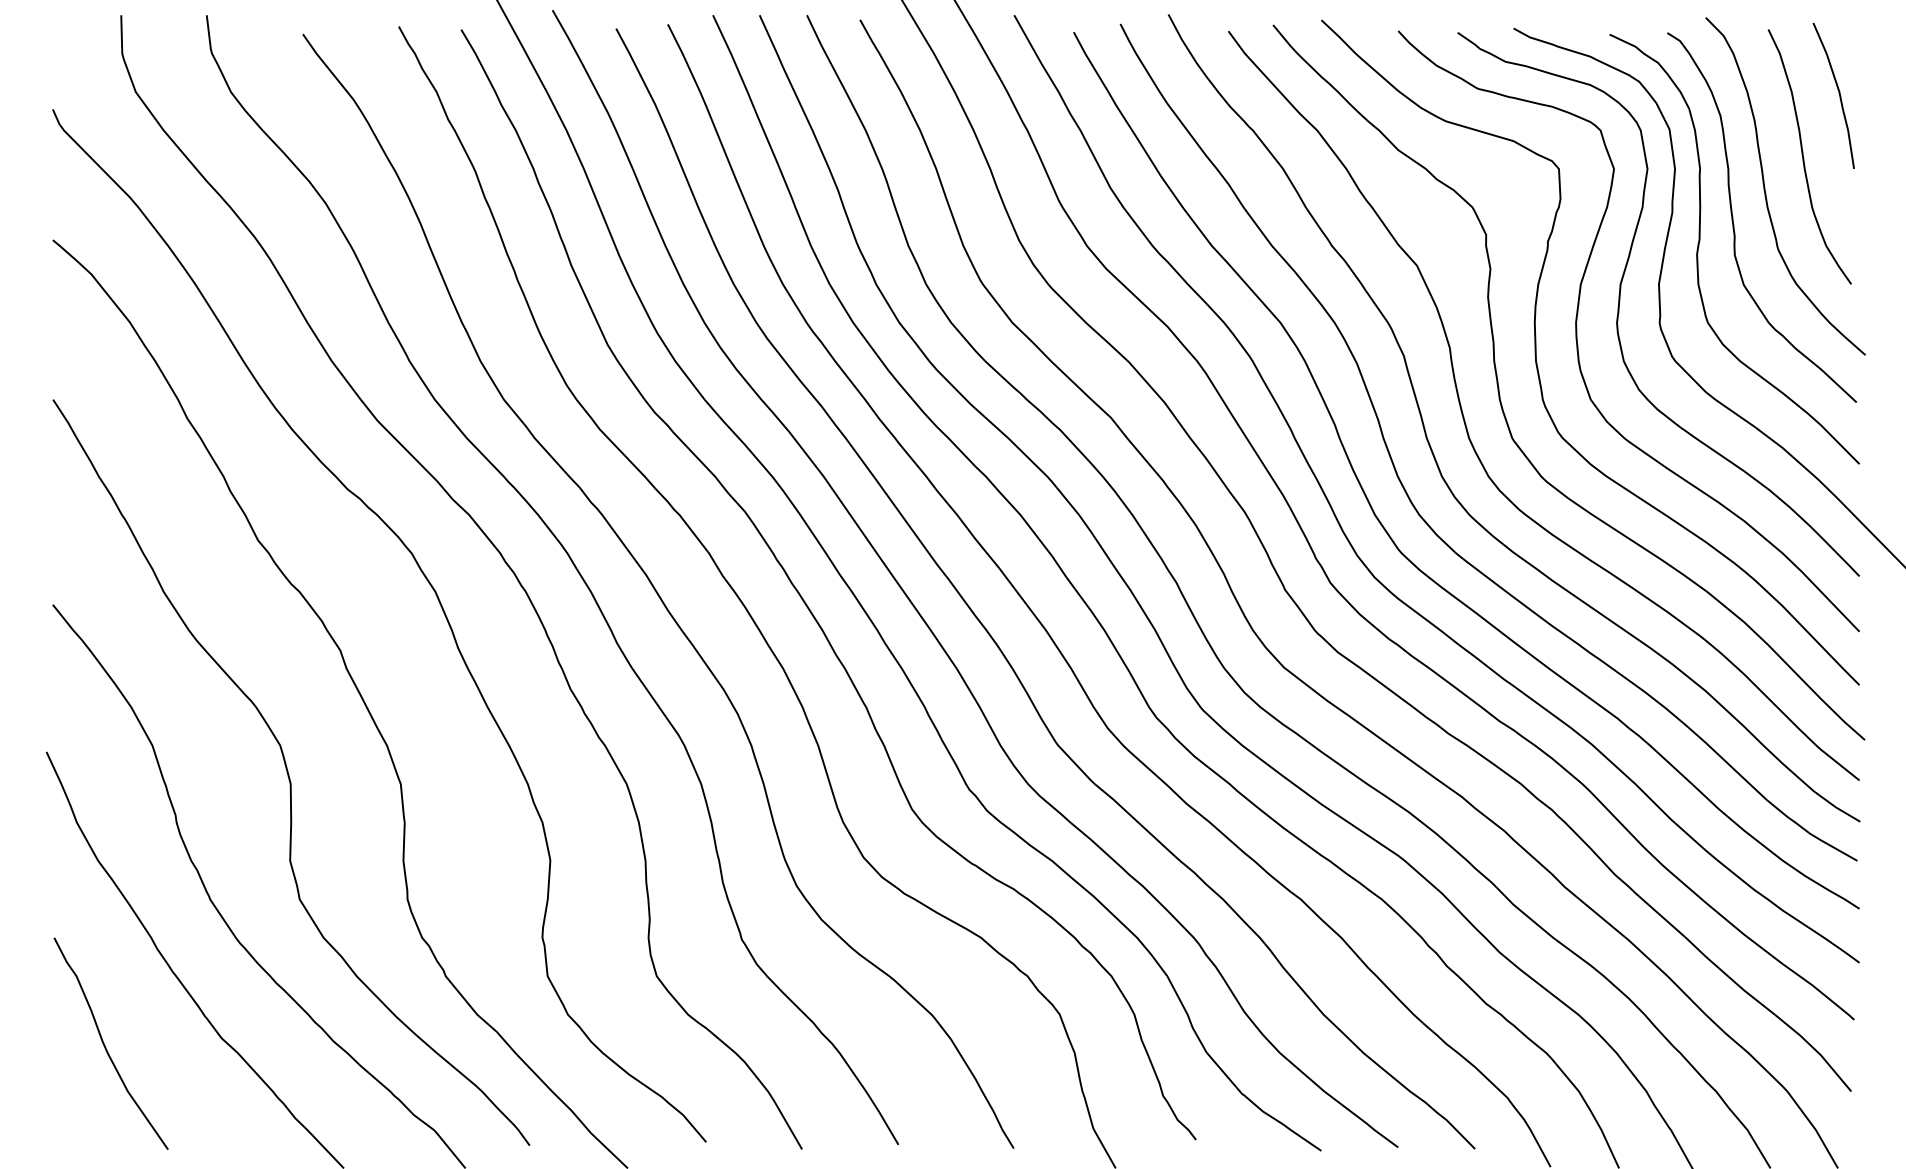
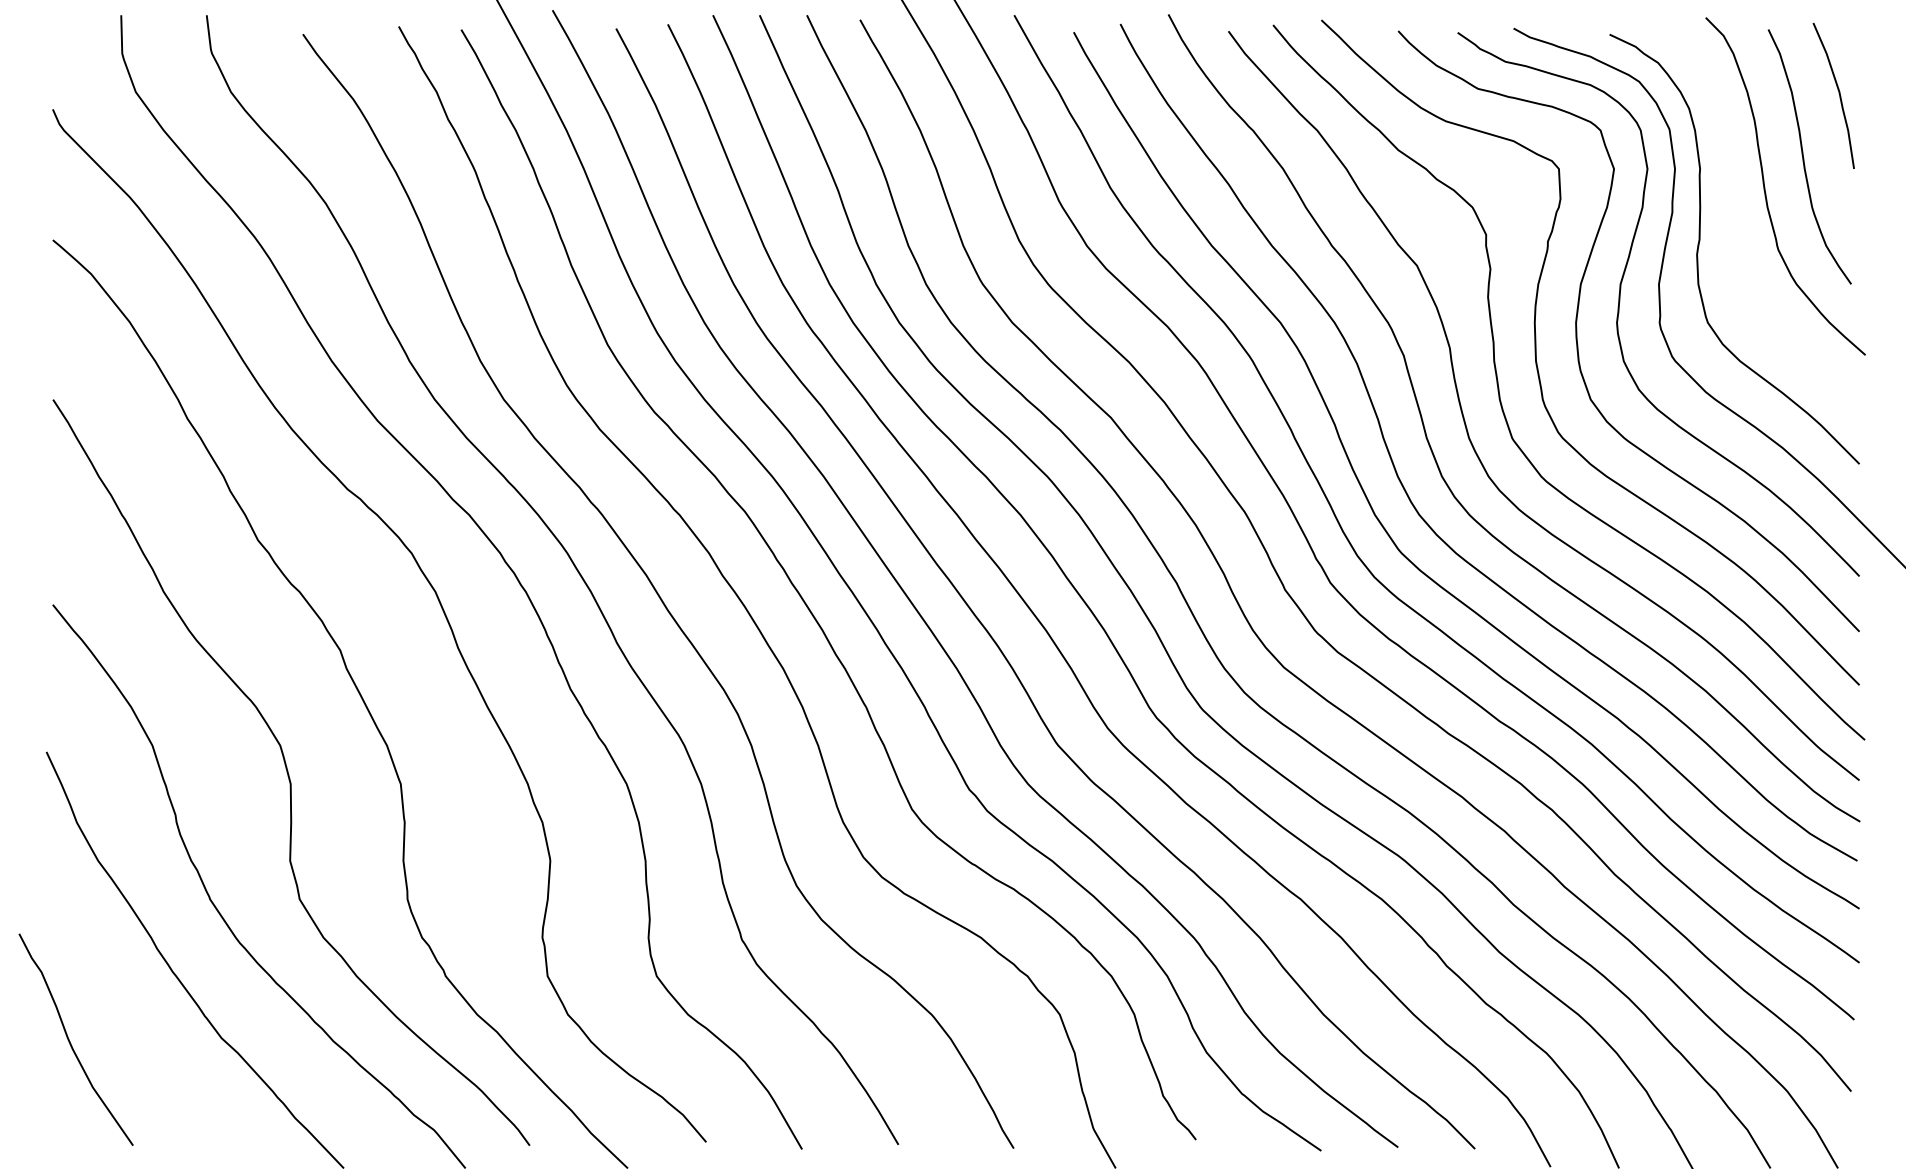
curve: present -> none (1734, 224)
curve position: (105, 1045) -> (70, 1041) (70, 1041)
